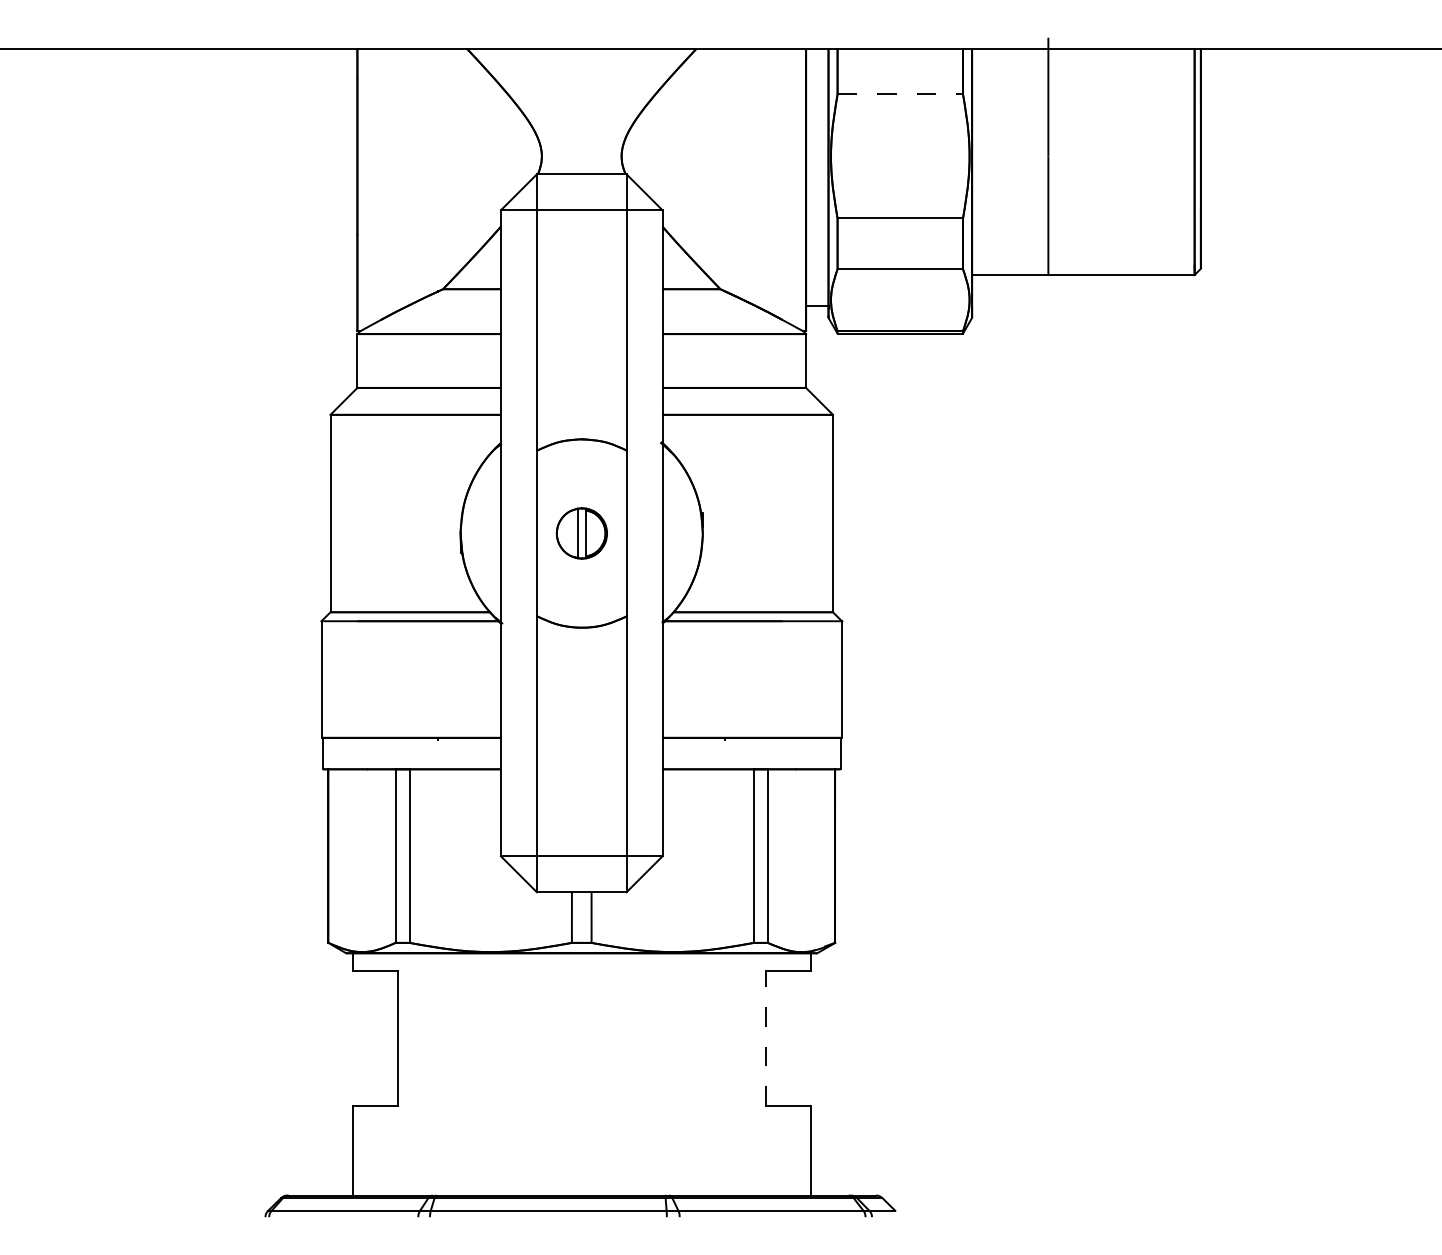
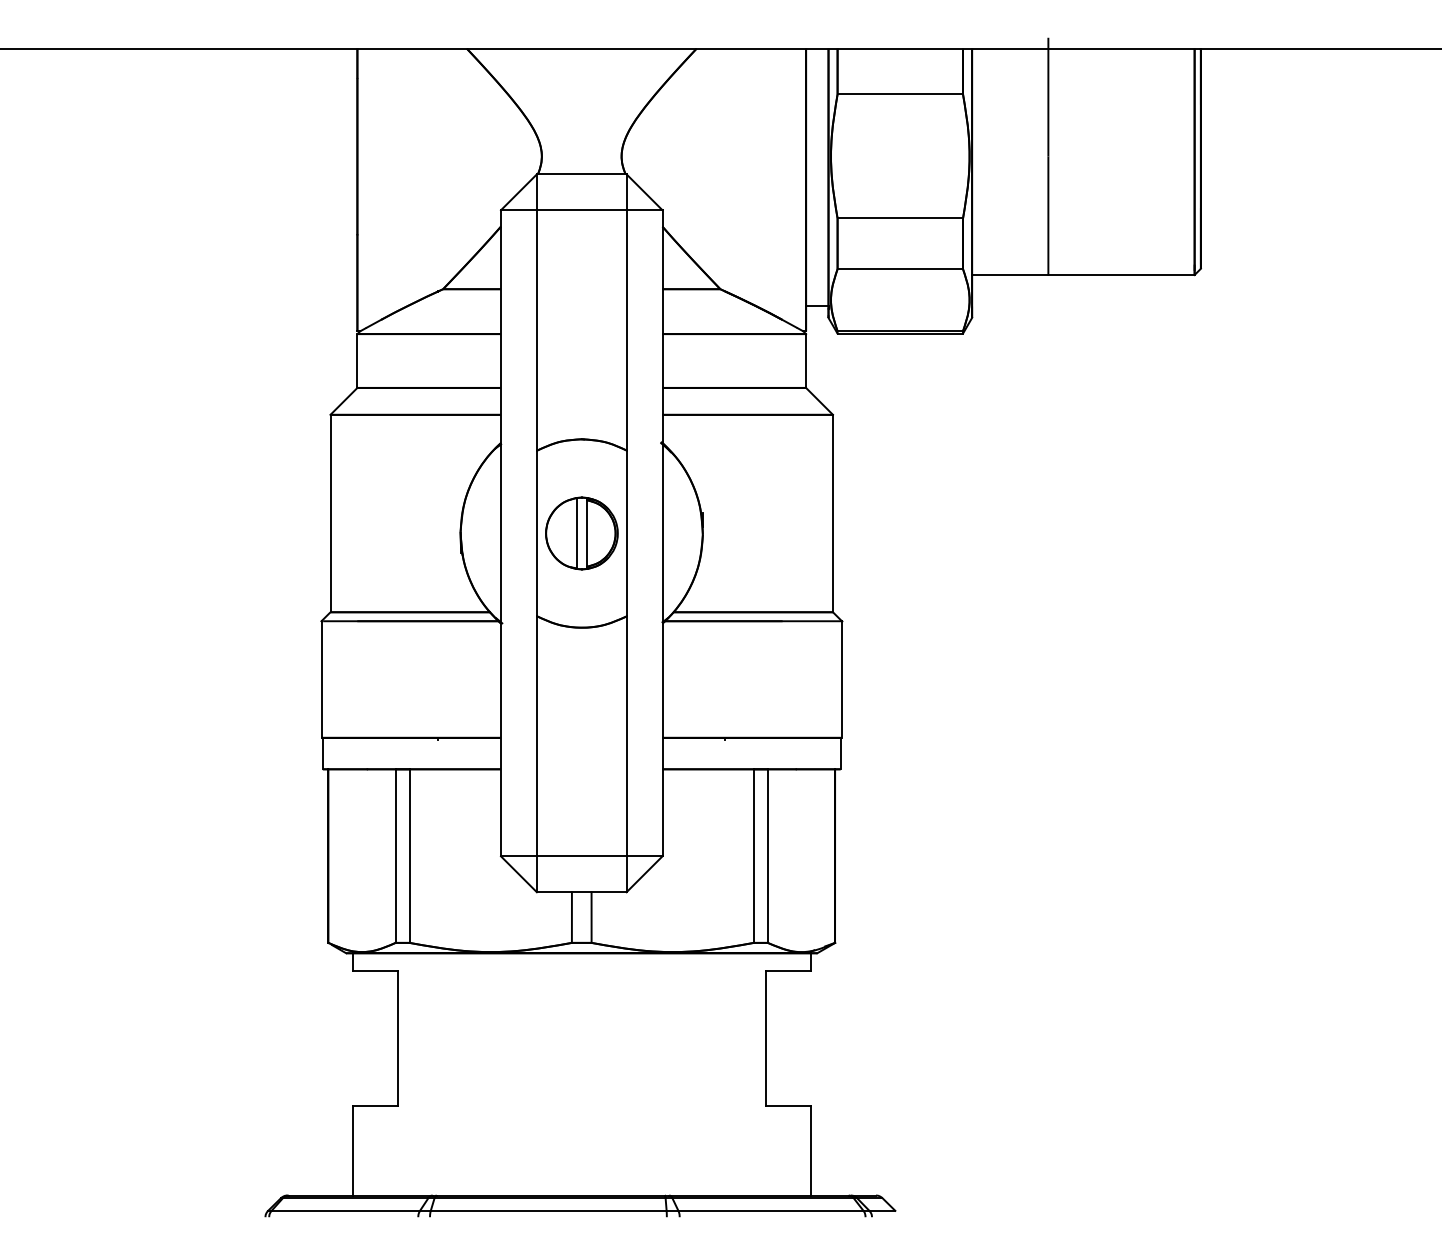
line: dashed -> solid (900, 94)
part size: 53x53 px -> 74x75 px (581, 533)
line: dashed -> solid (765, 1038)
